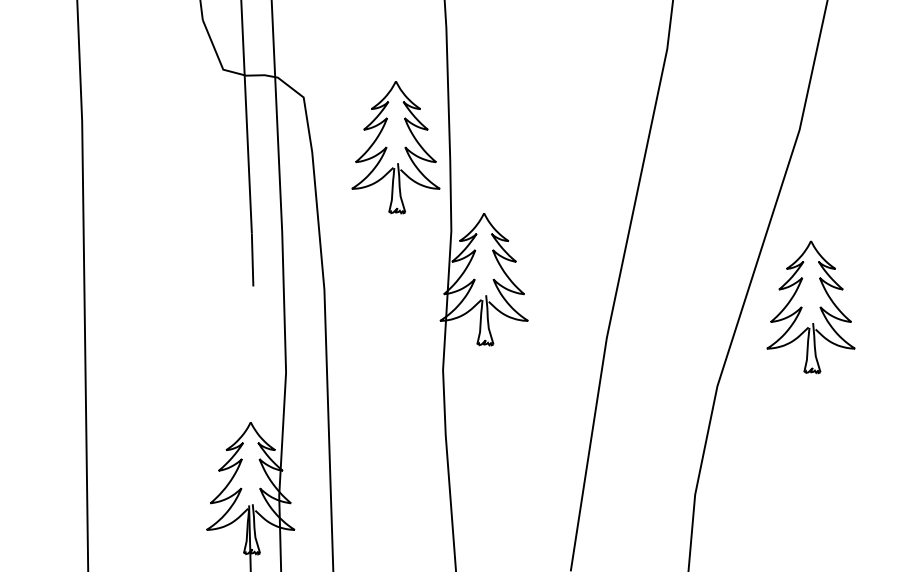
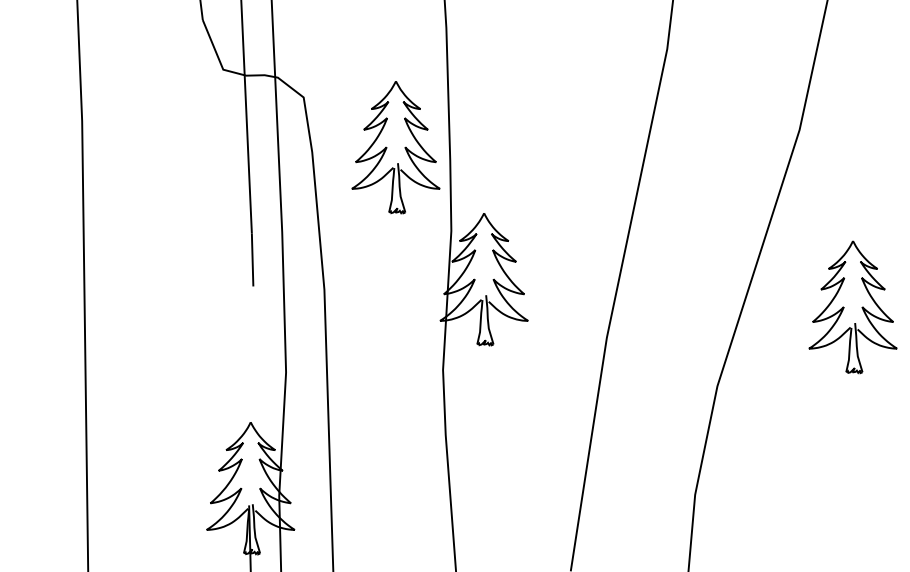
part position: (810, 307) -> (852, 307) (852, 307)
